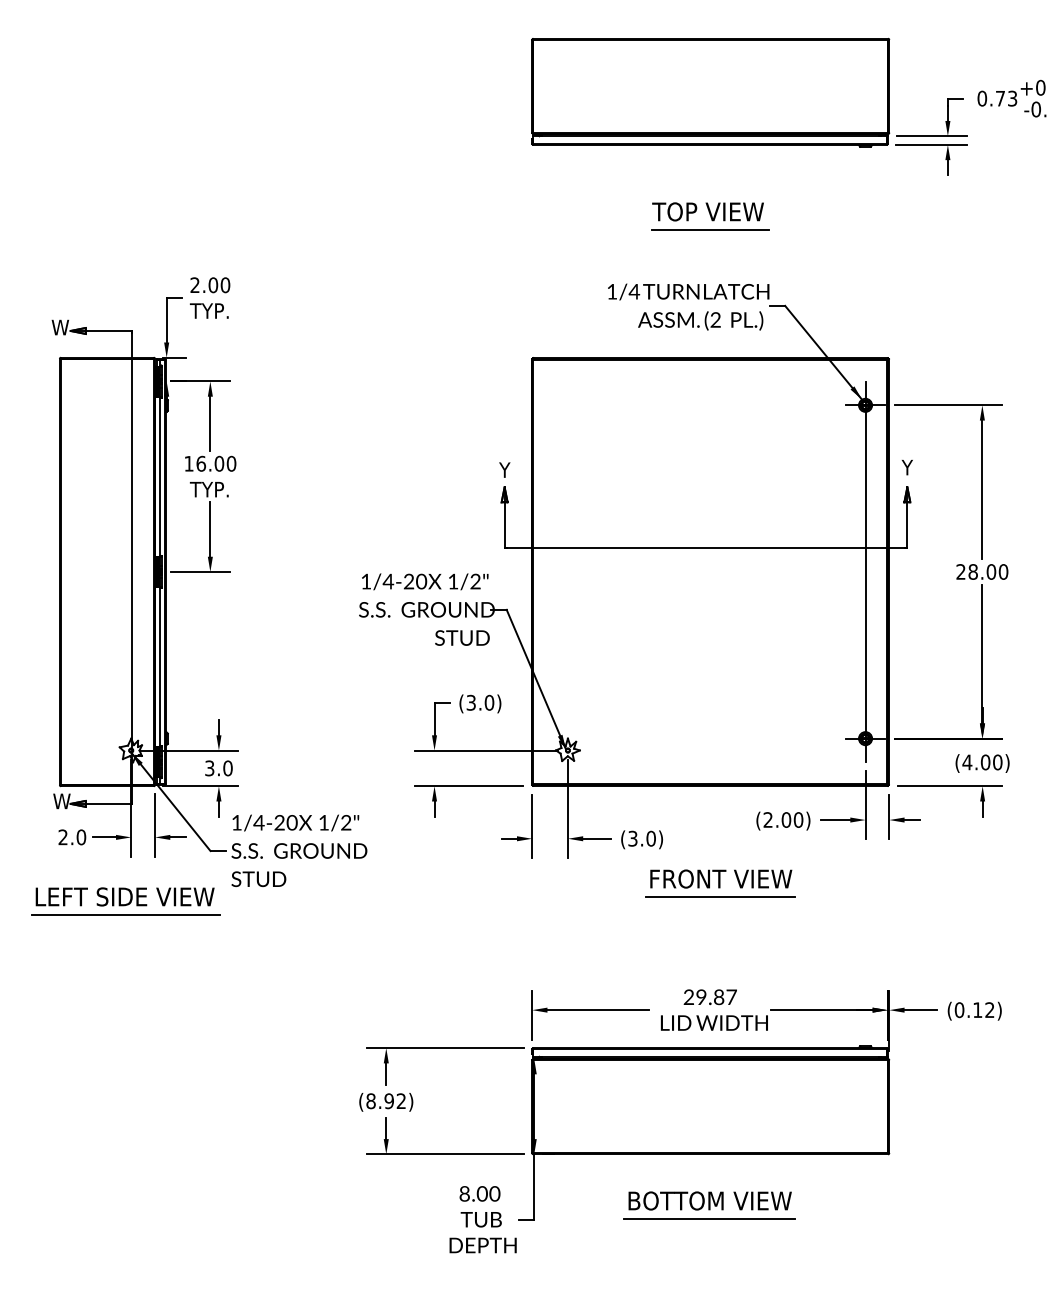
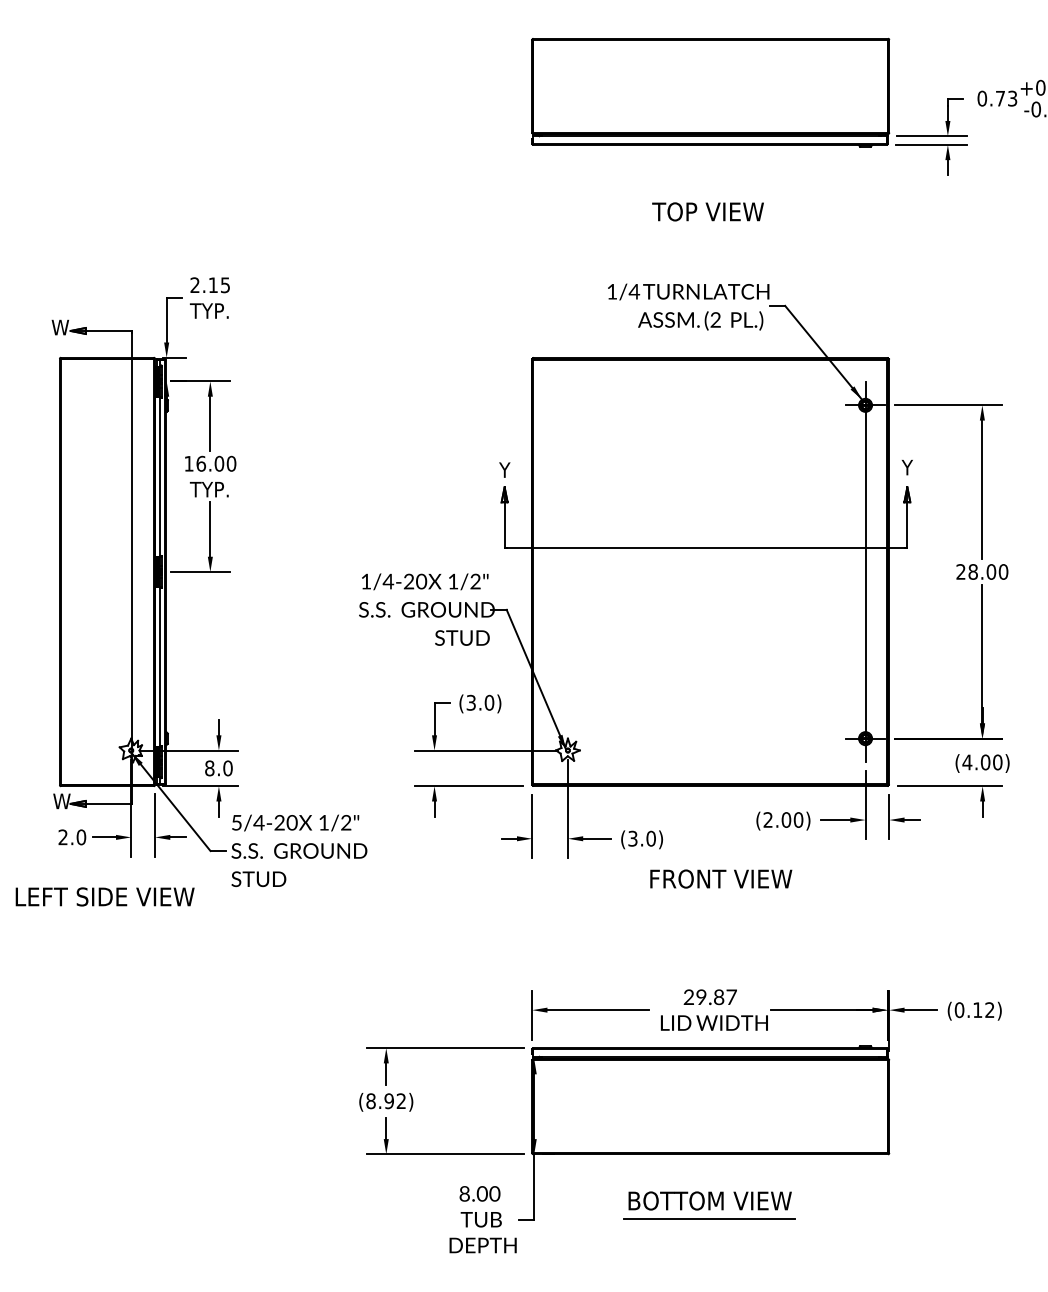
line: present -> none (710, 230)
text: 2.00 -> 2.15 (219, 285)
text: 3.0 -> 8.0 (209, 768)
text: 1/4-20 -> 5/4-20 (236, 822)
text position: (124, 896) -> (104, 896) (104, 896)
line: present -> none (720, 897)
line: present -> none (125, 915)
